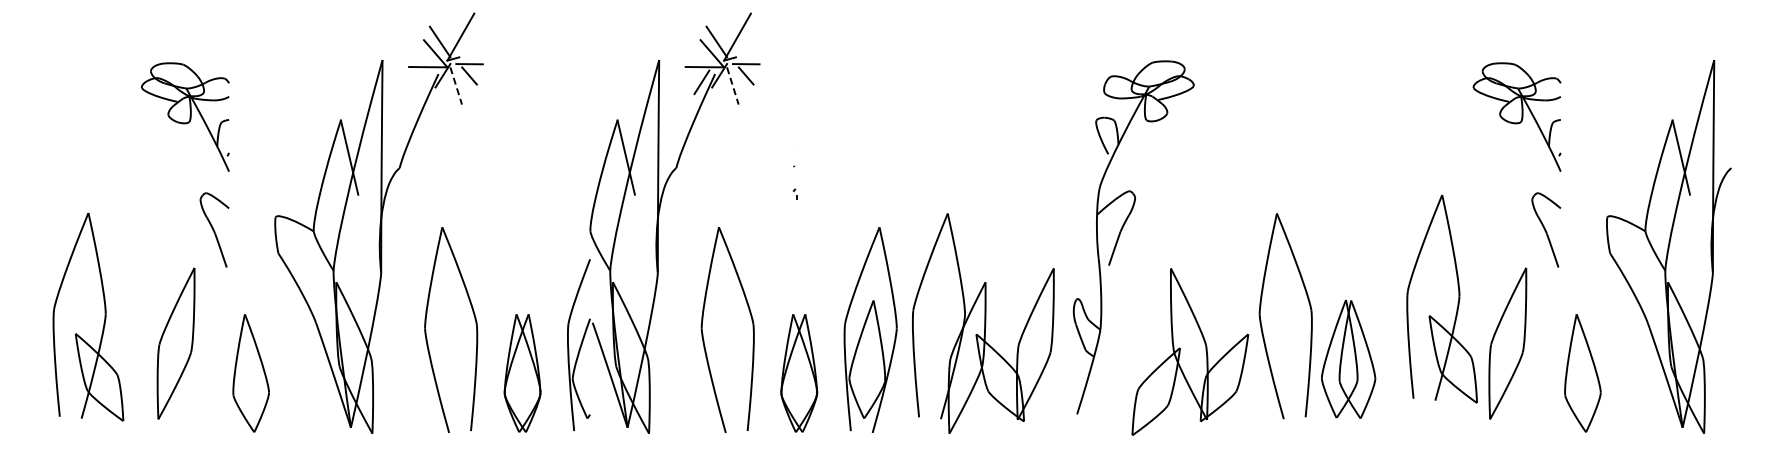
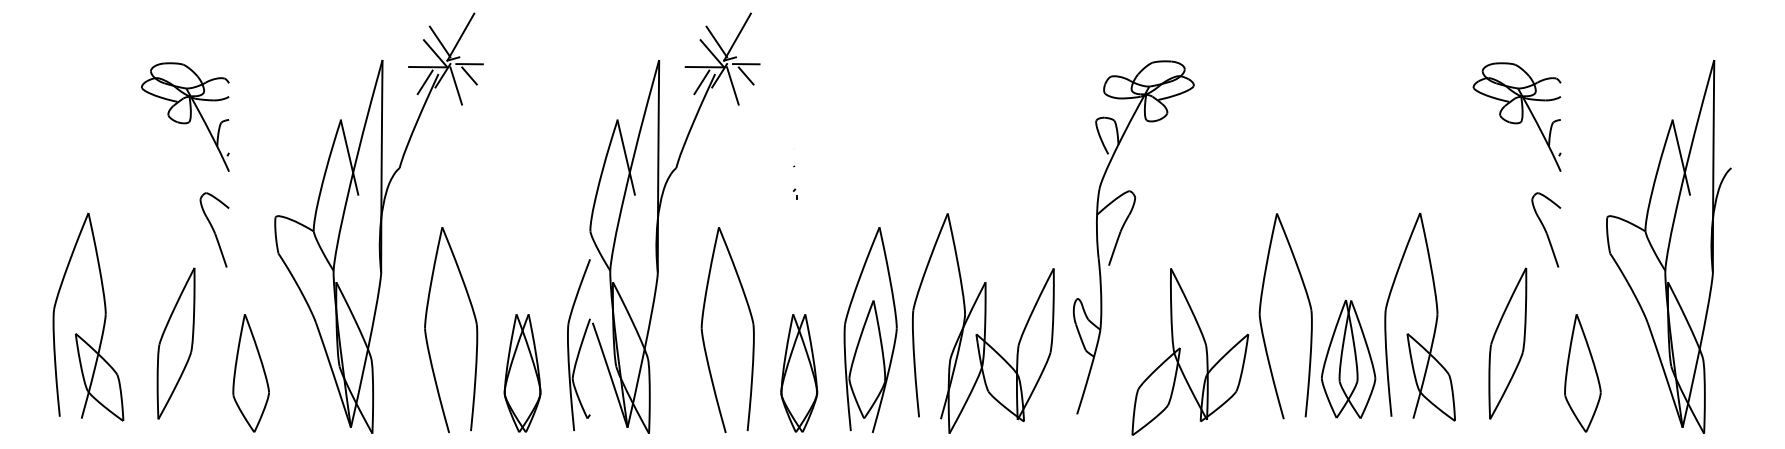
line: none -> present (424, 82)
line: dashed -> solid (456, 86)
line: dashed -> solid (733, 86)
part position: (1457, 302) -> (1435, 320) (1435, 320)
